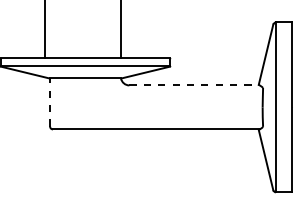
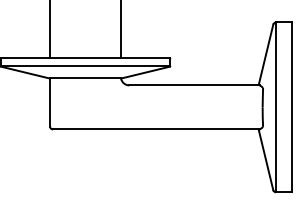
line position: (45, 30) -> (50, 30) (50, 30)
line: dashed -> solid (195, 85)
line: dashed -> solid (50, 102)
